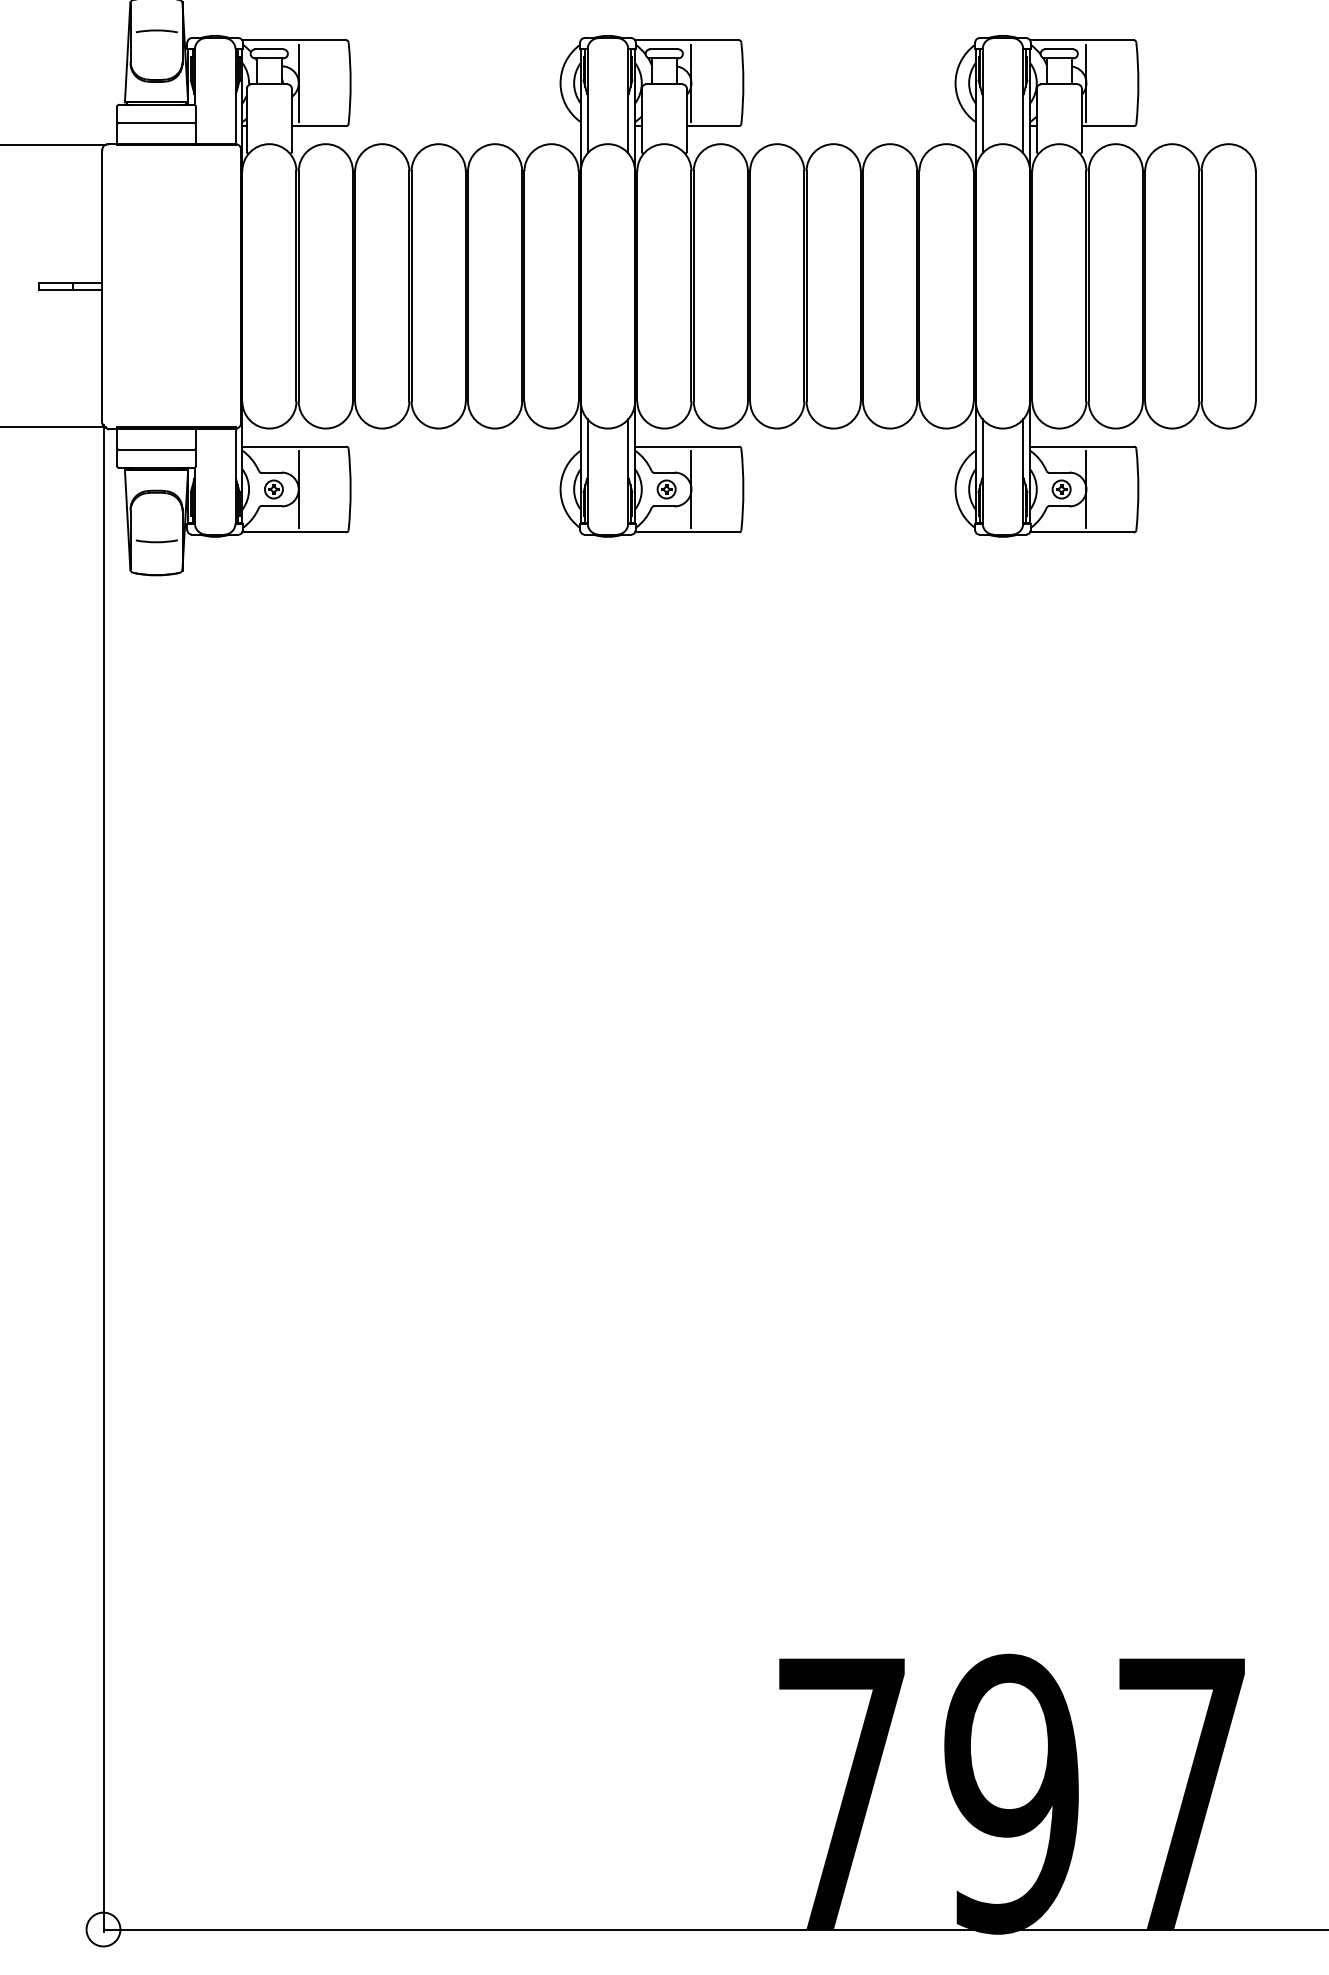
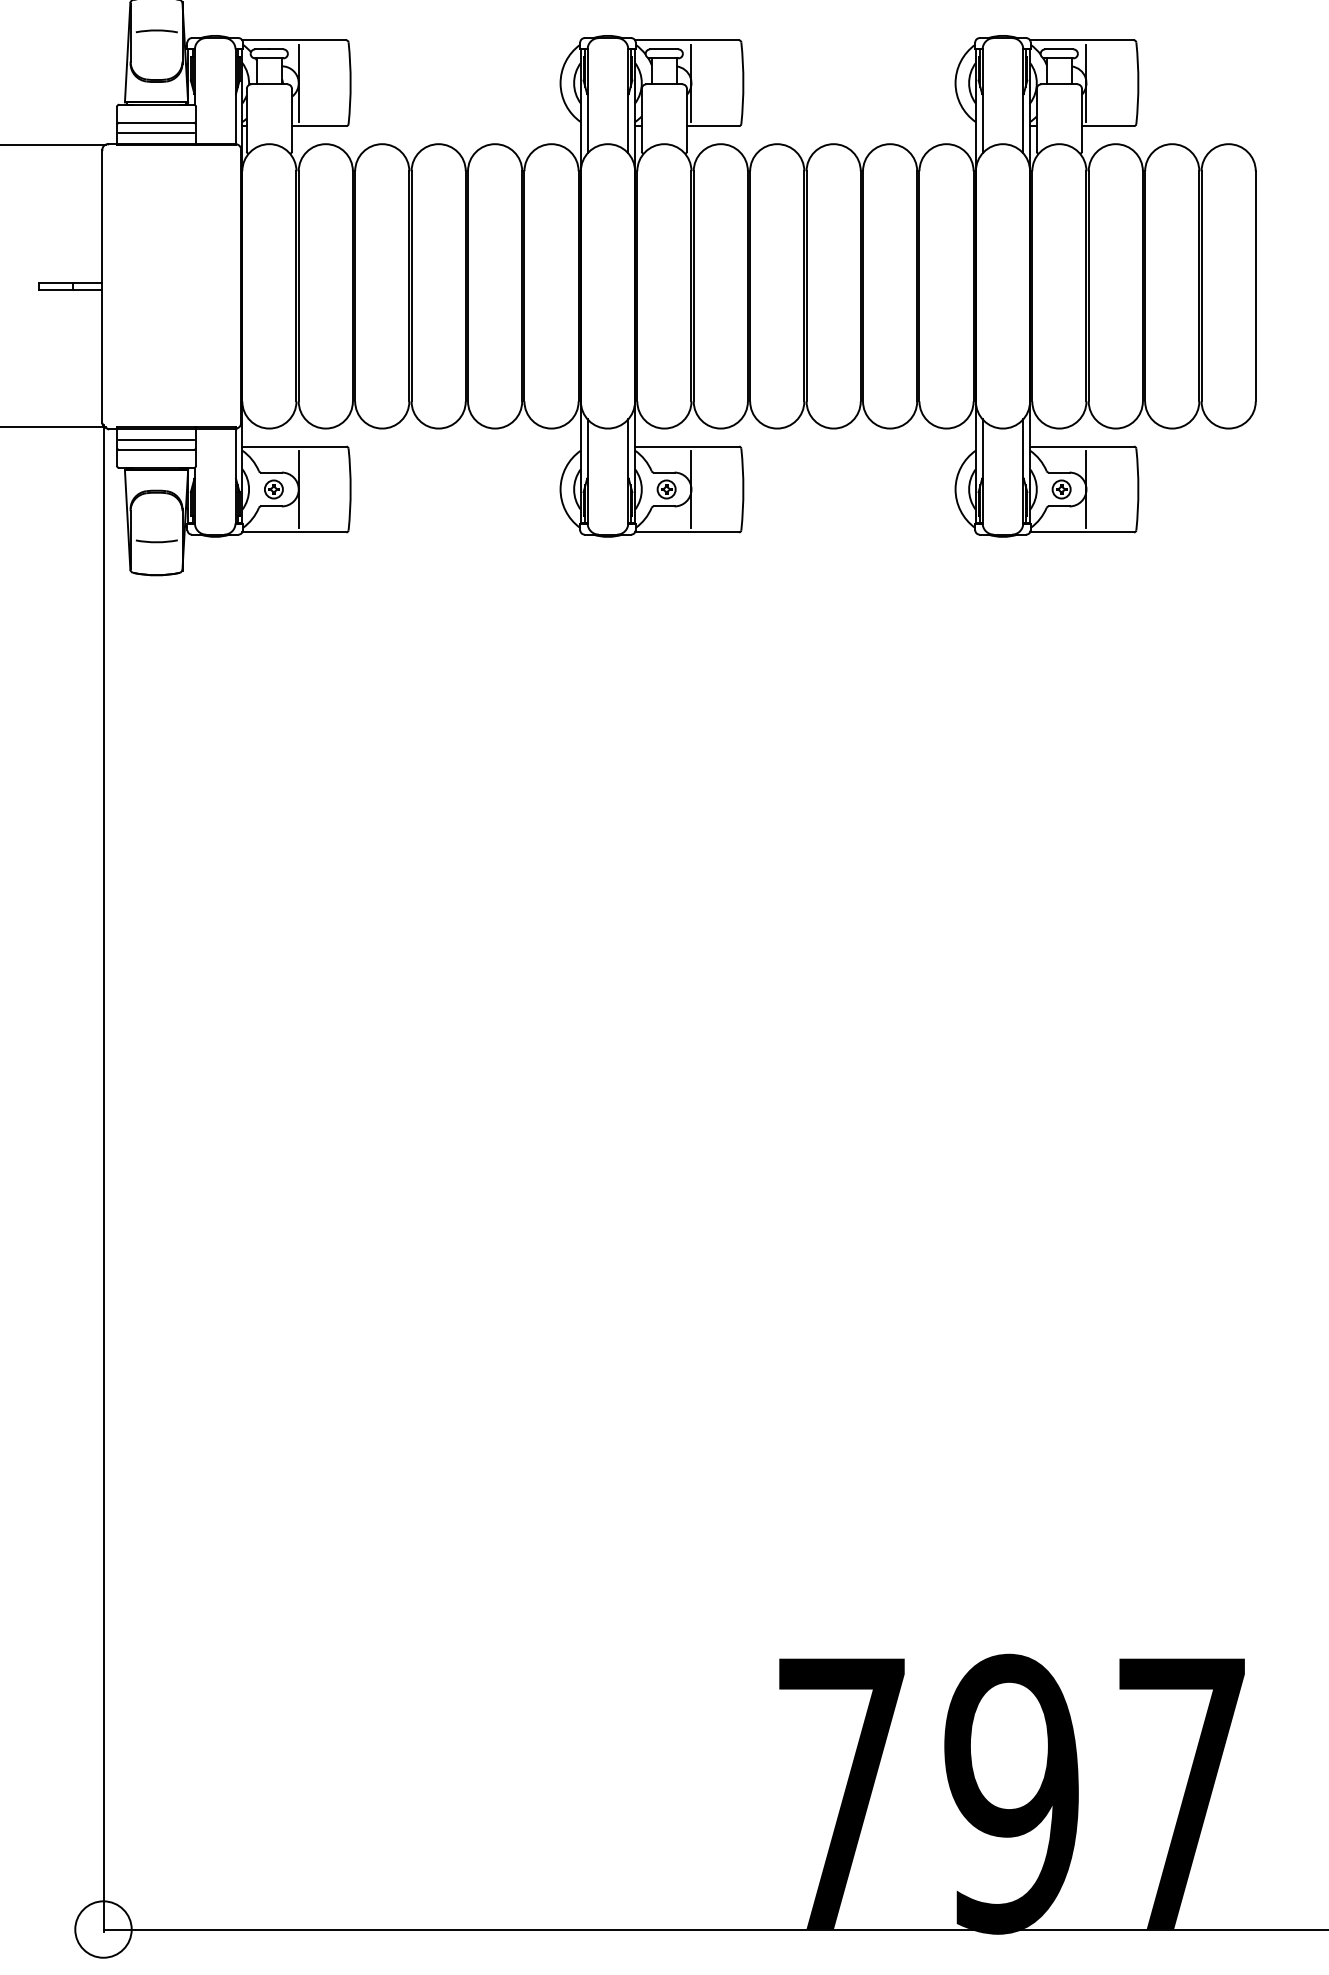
line: none -> present (156, 132)
line: none -> present (156, 439)
circle diameter: 34 px -> 56 px (103, 1929)
